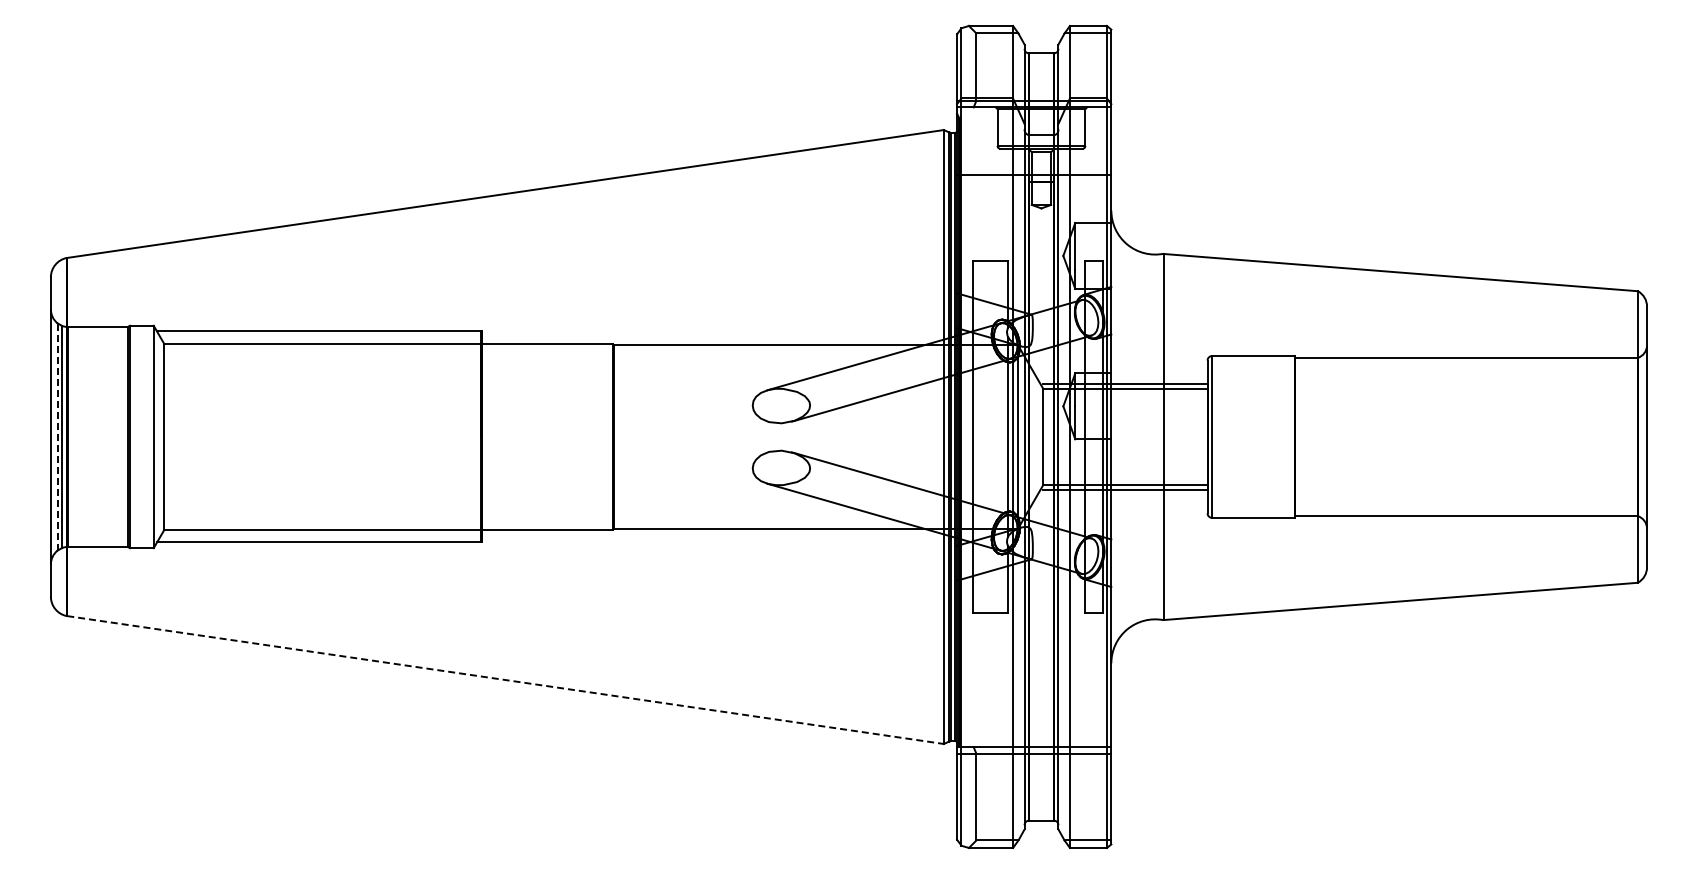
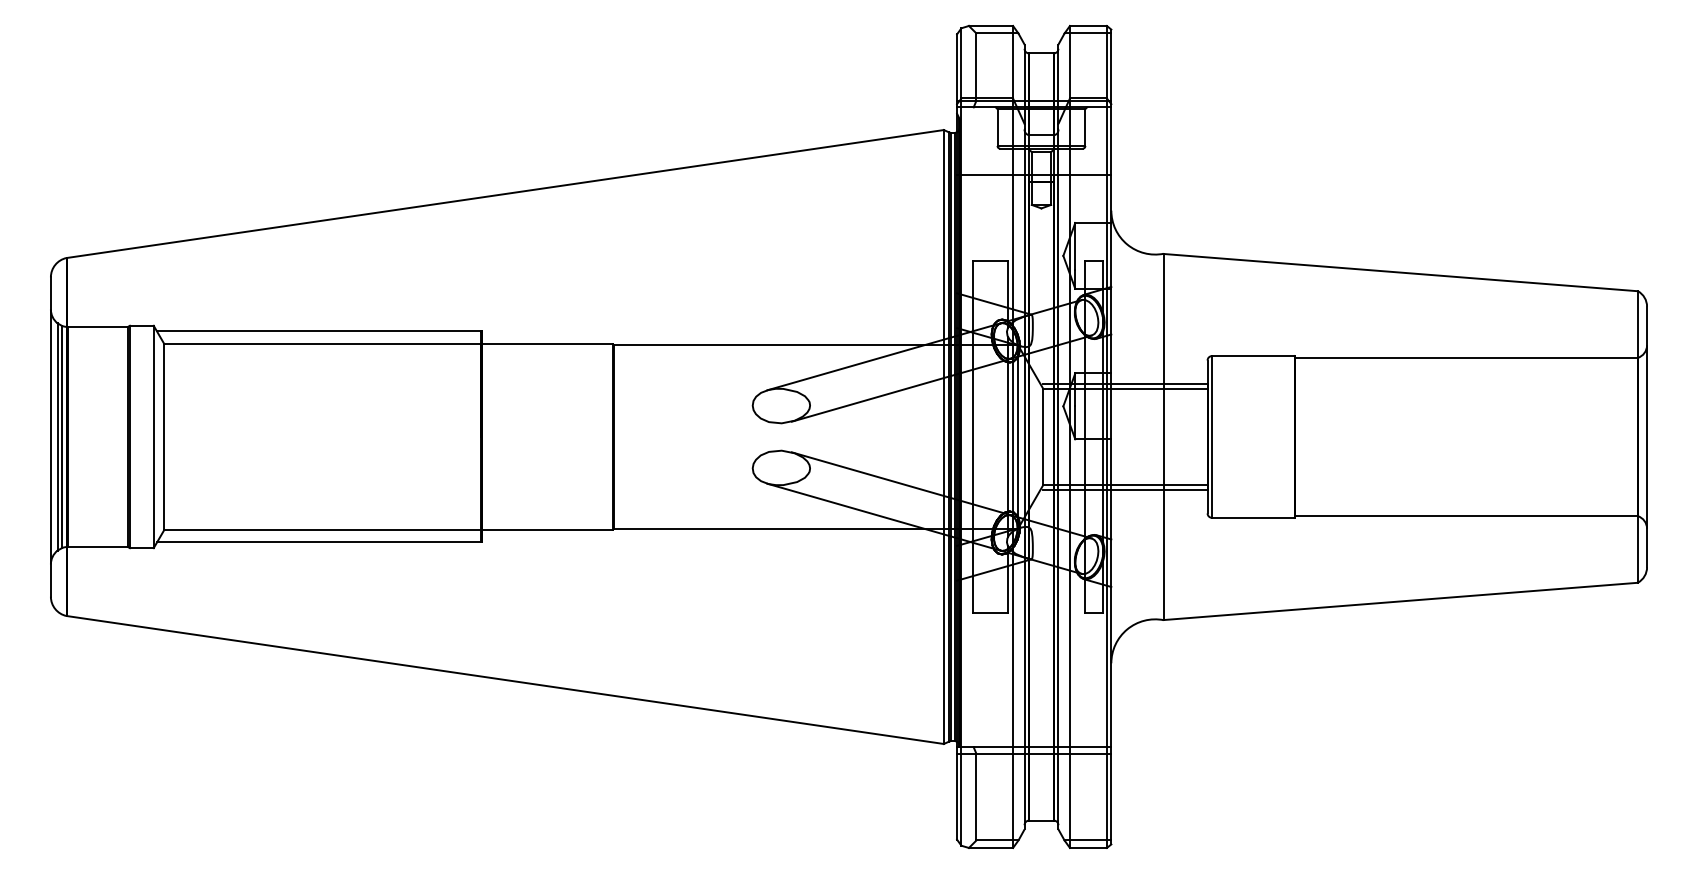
line: dashed -> solid (57, 436)
line: dashed -> solid (505, 680)
